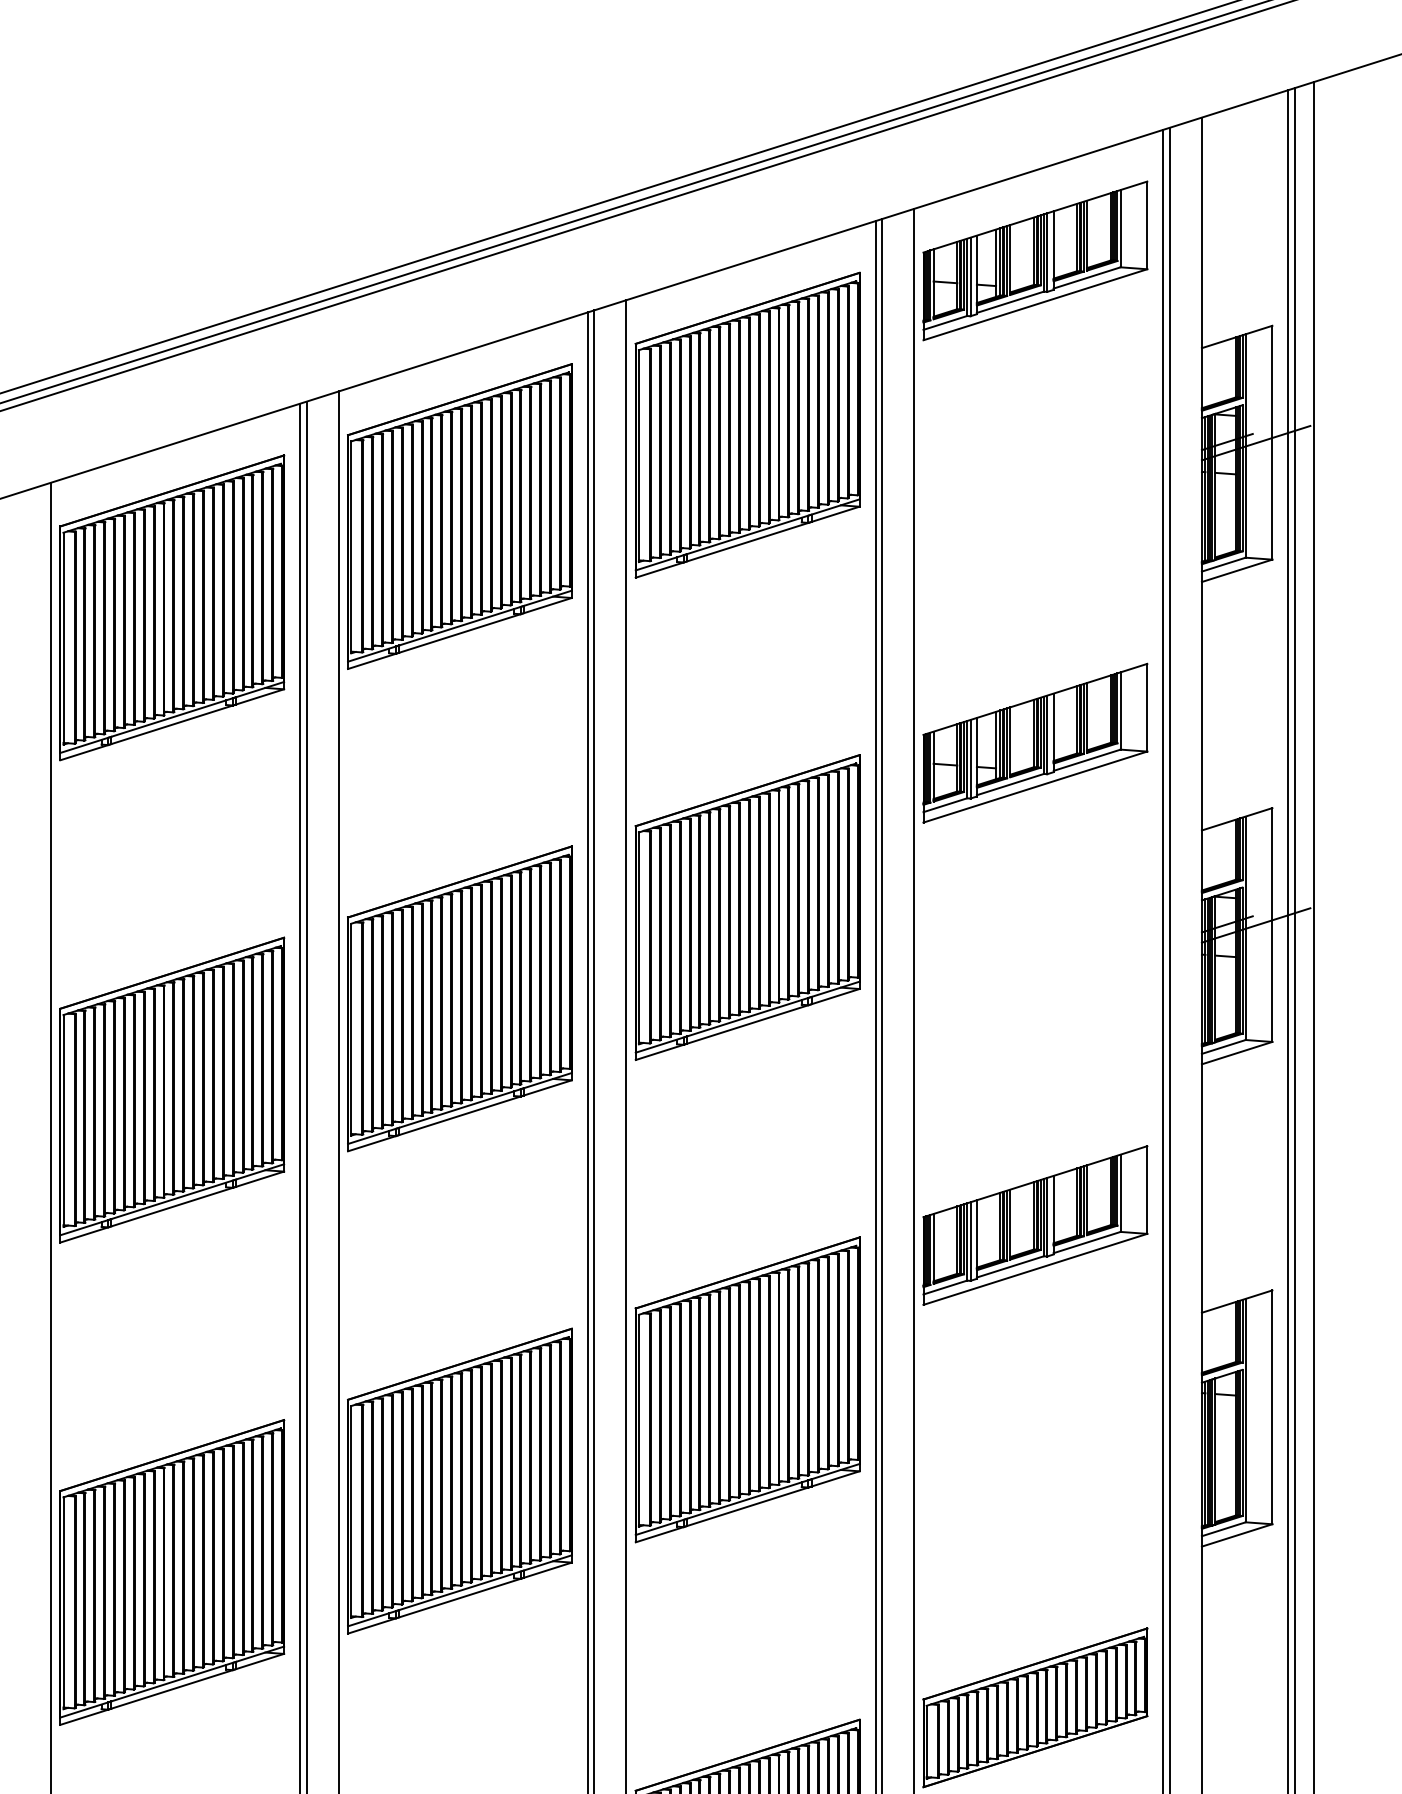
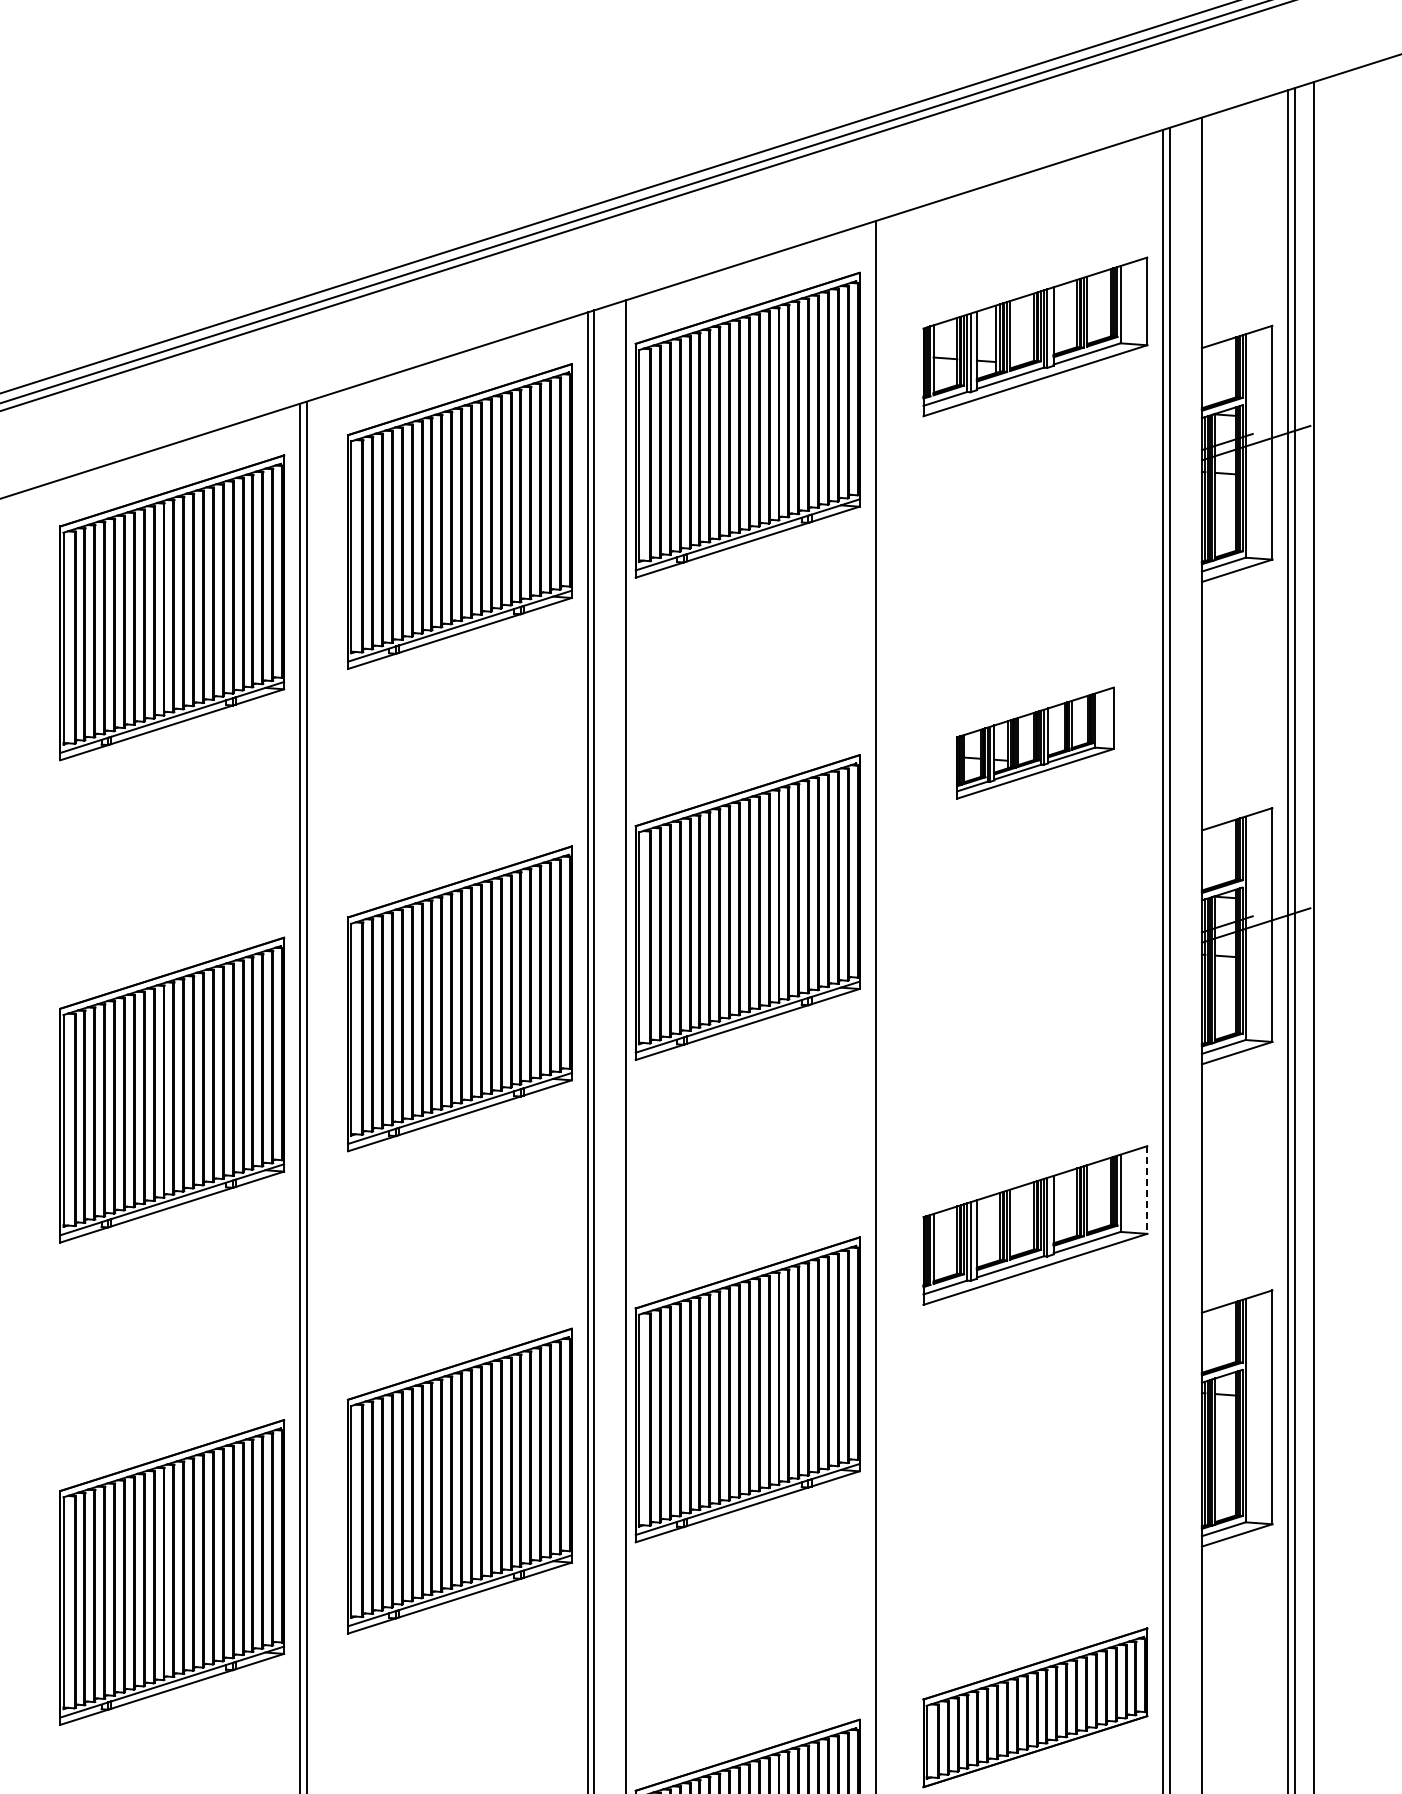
part position: (1035, 260) -> (1035, 336) (1035, 336)
part size: 227x162 px -> 159x114 px (1035, 742)
line: present -> none (914, 999)
line: present -> none (882, 1004)
line: present -> none (338, 1090)
line: present -> none (50, 1136)
line: solid -> dashed (1147, 1190)
